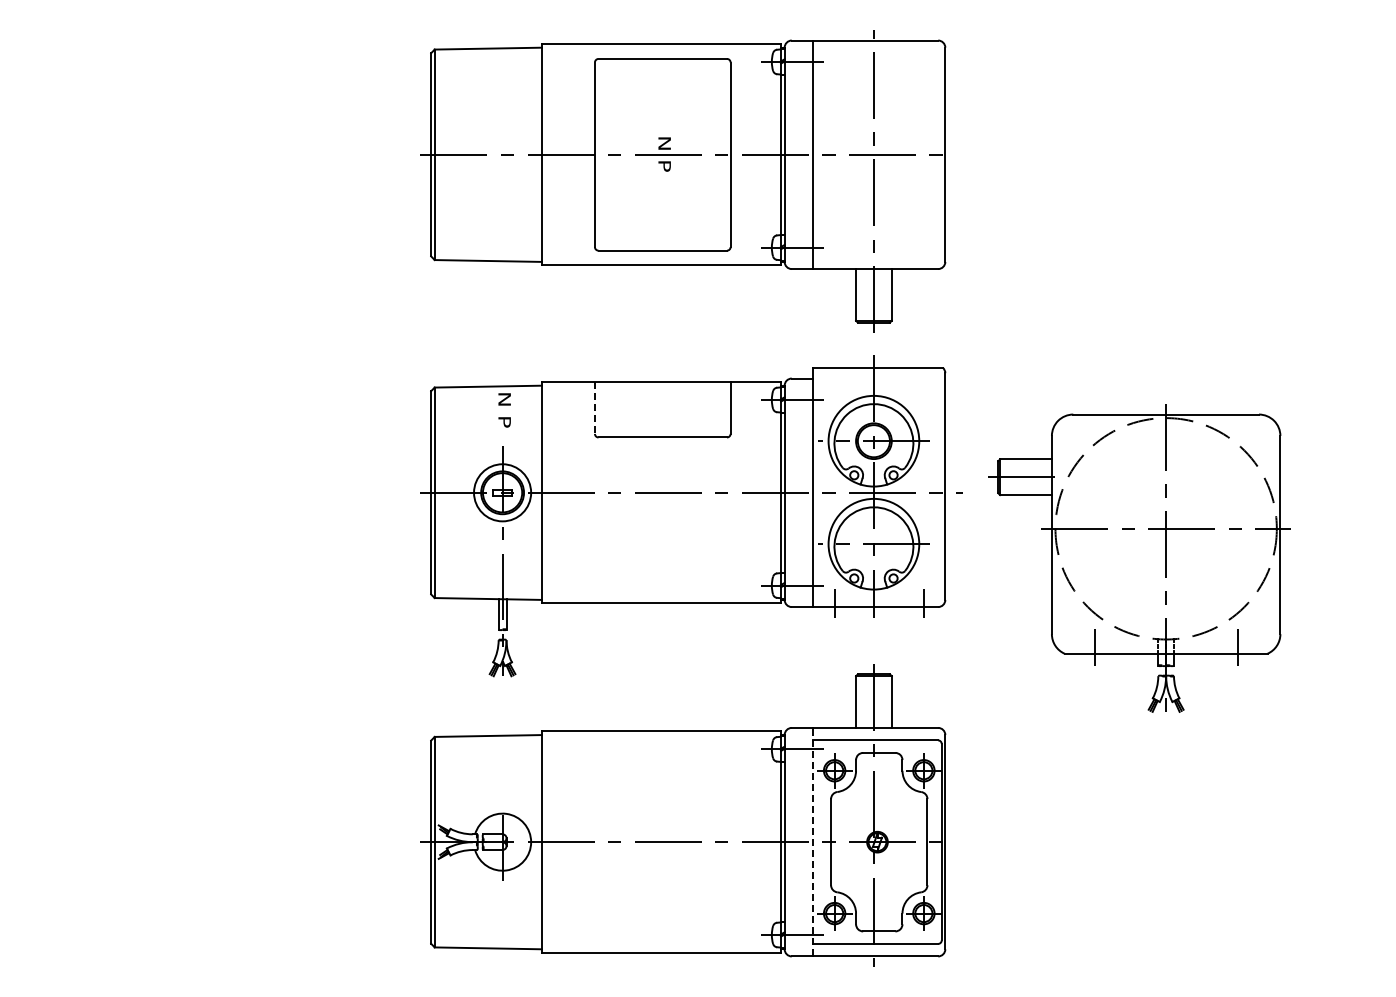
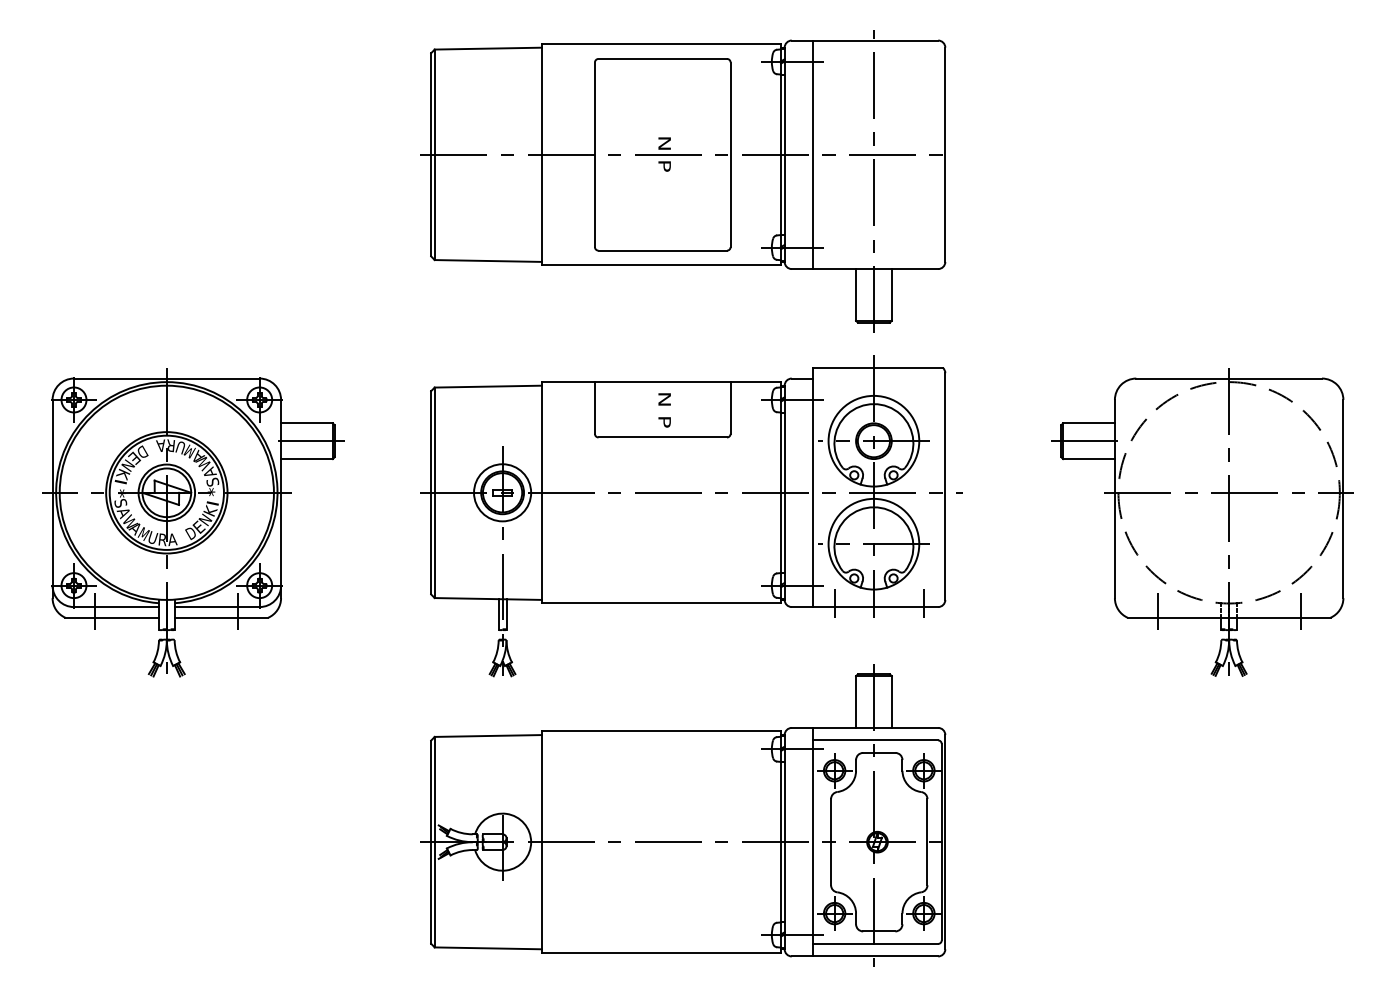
line: dashed -> solid (594, 408)
text position: (504, 410) -> (664, 410) (664, 410)
part: none -> present (193, 522)
part position: (1139, 558) -> (1202, 522) (1202, 522)
line: dashed -> solid (813, 841)
